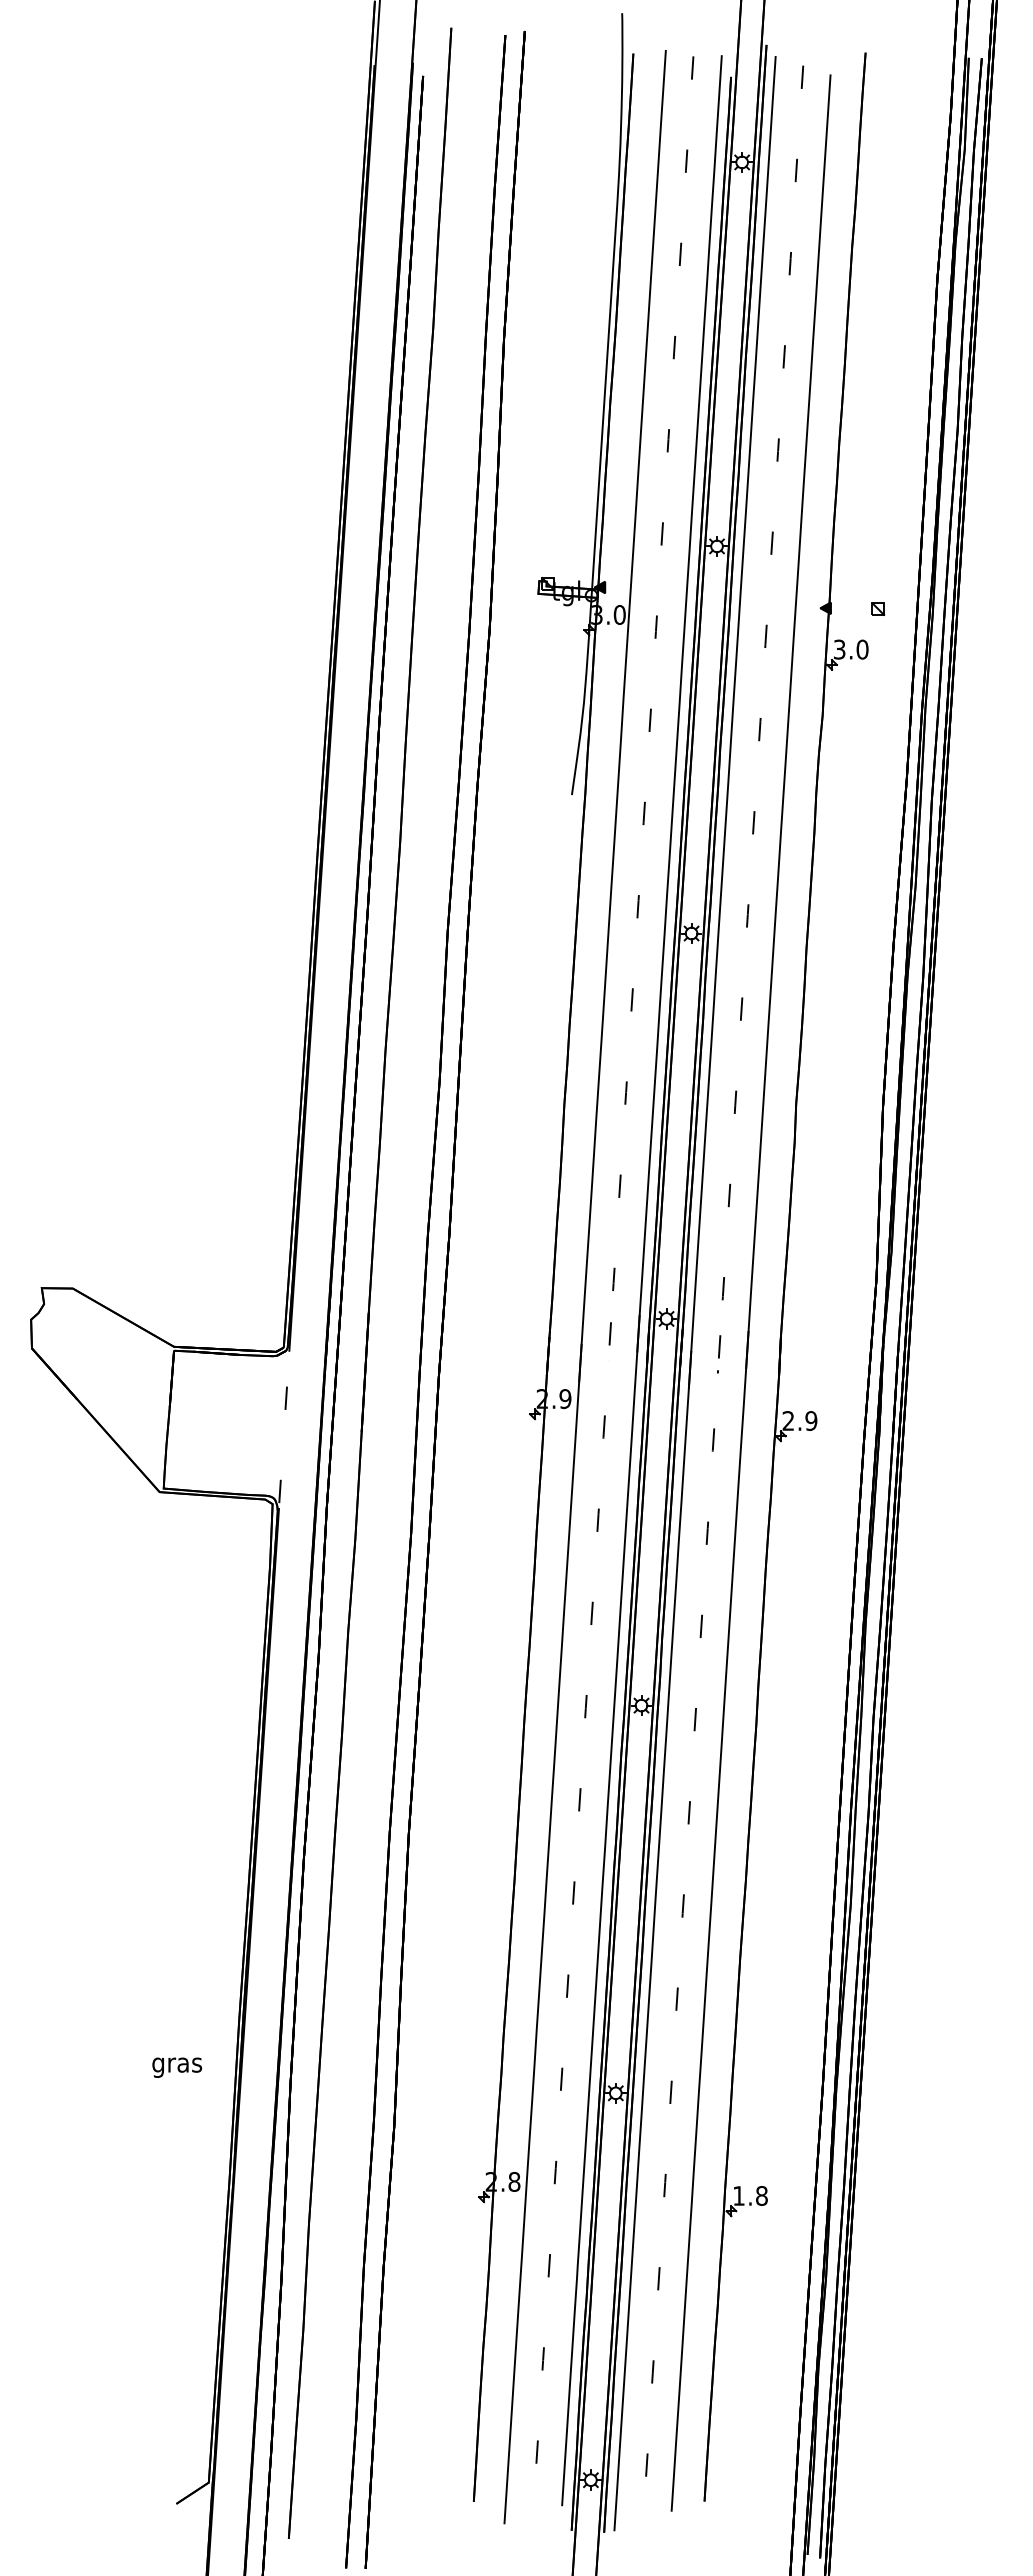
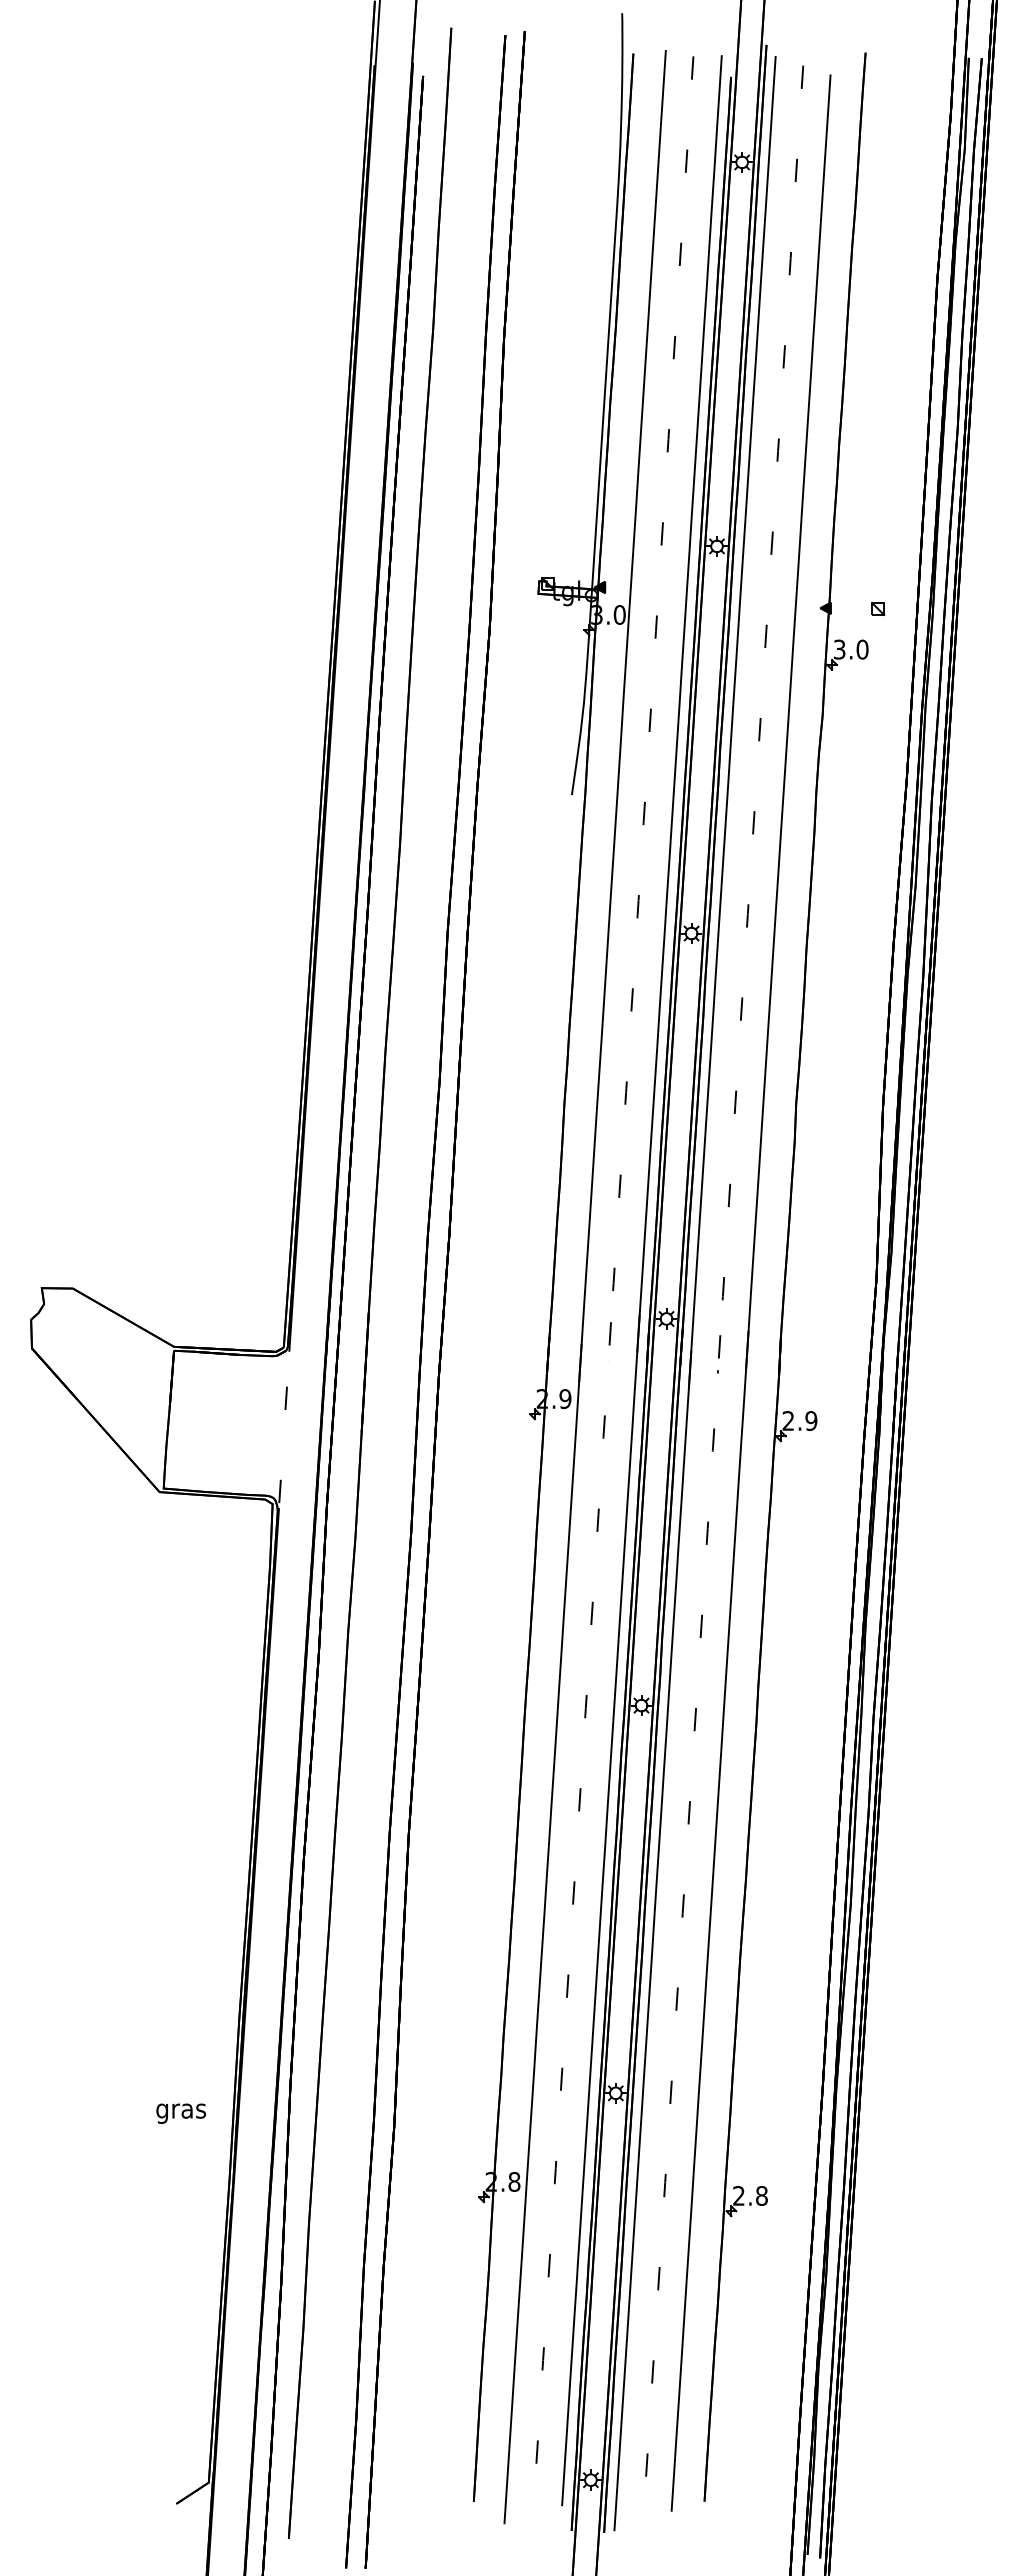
text position: (177, 2067) -> (181, 2113) (181, 2113)
text: 1.8 -> 2.8 (738, 2195)
